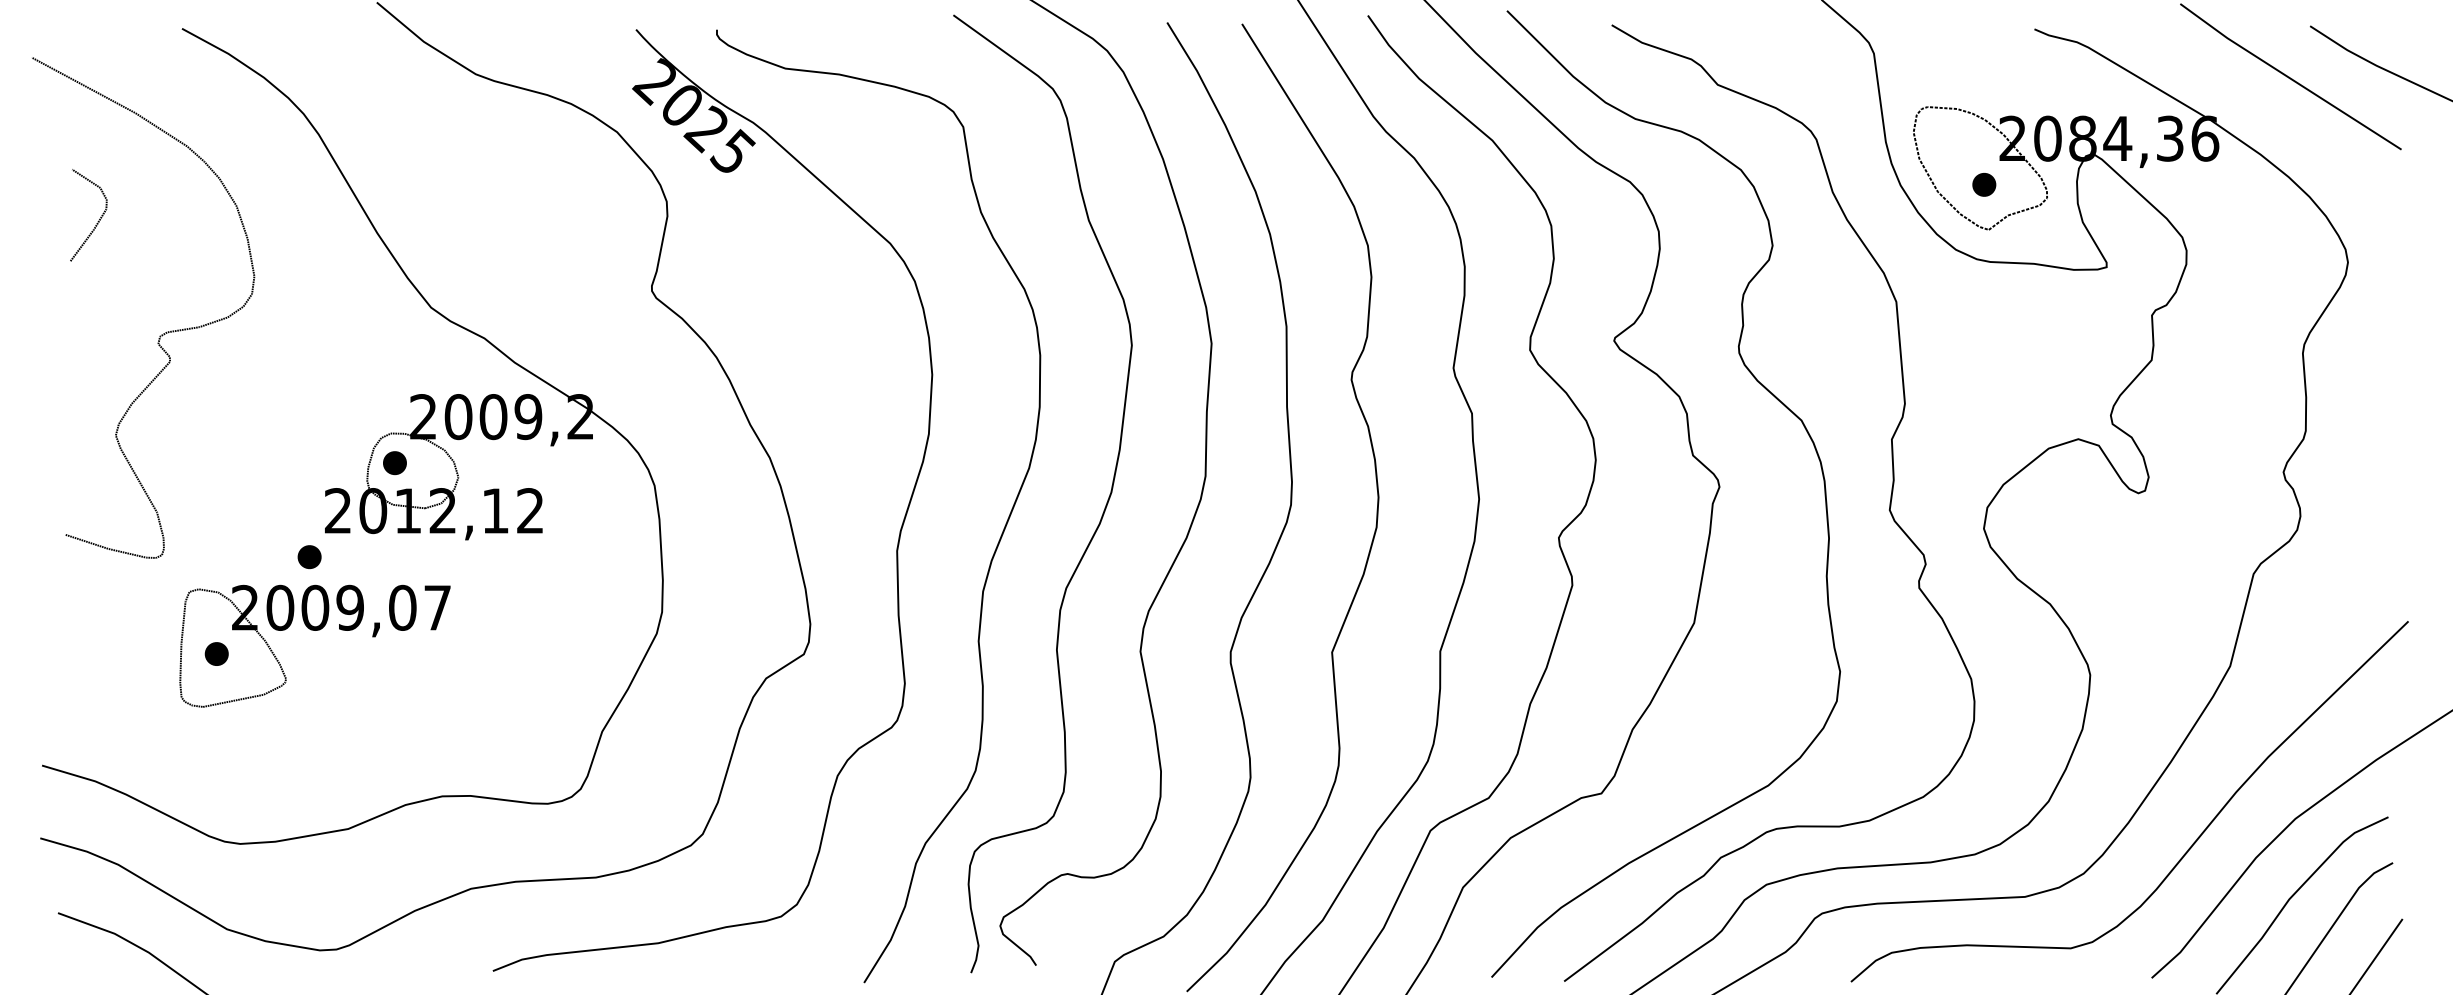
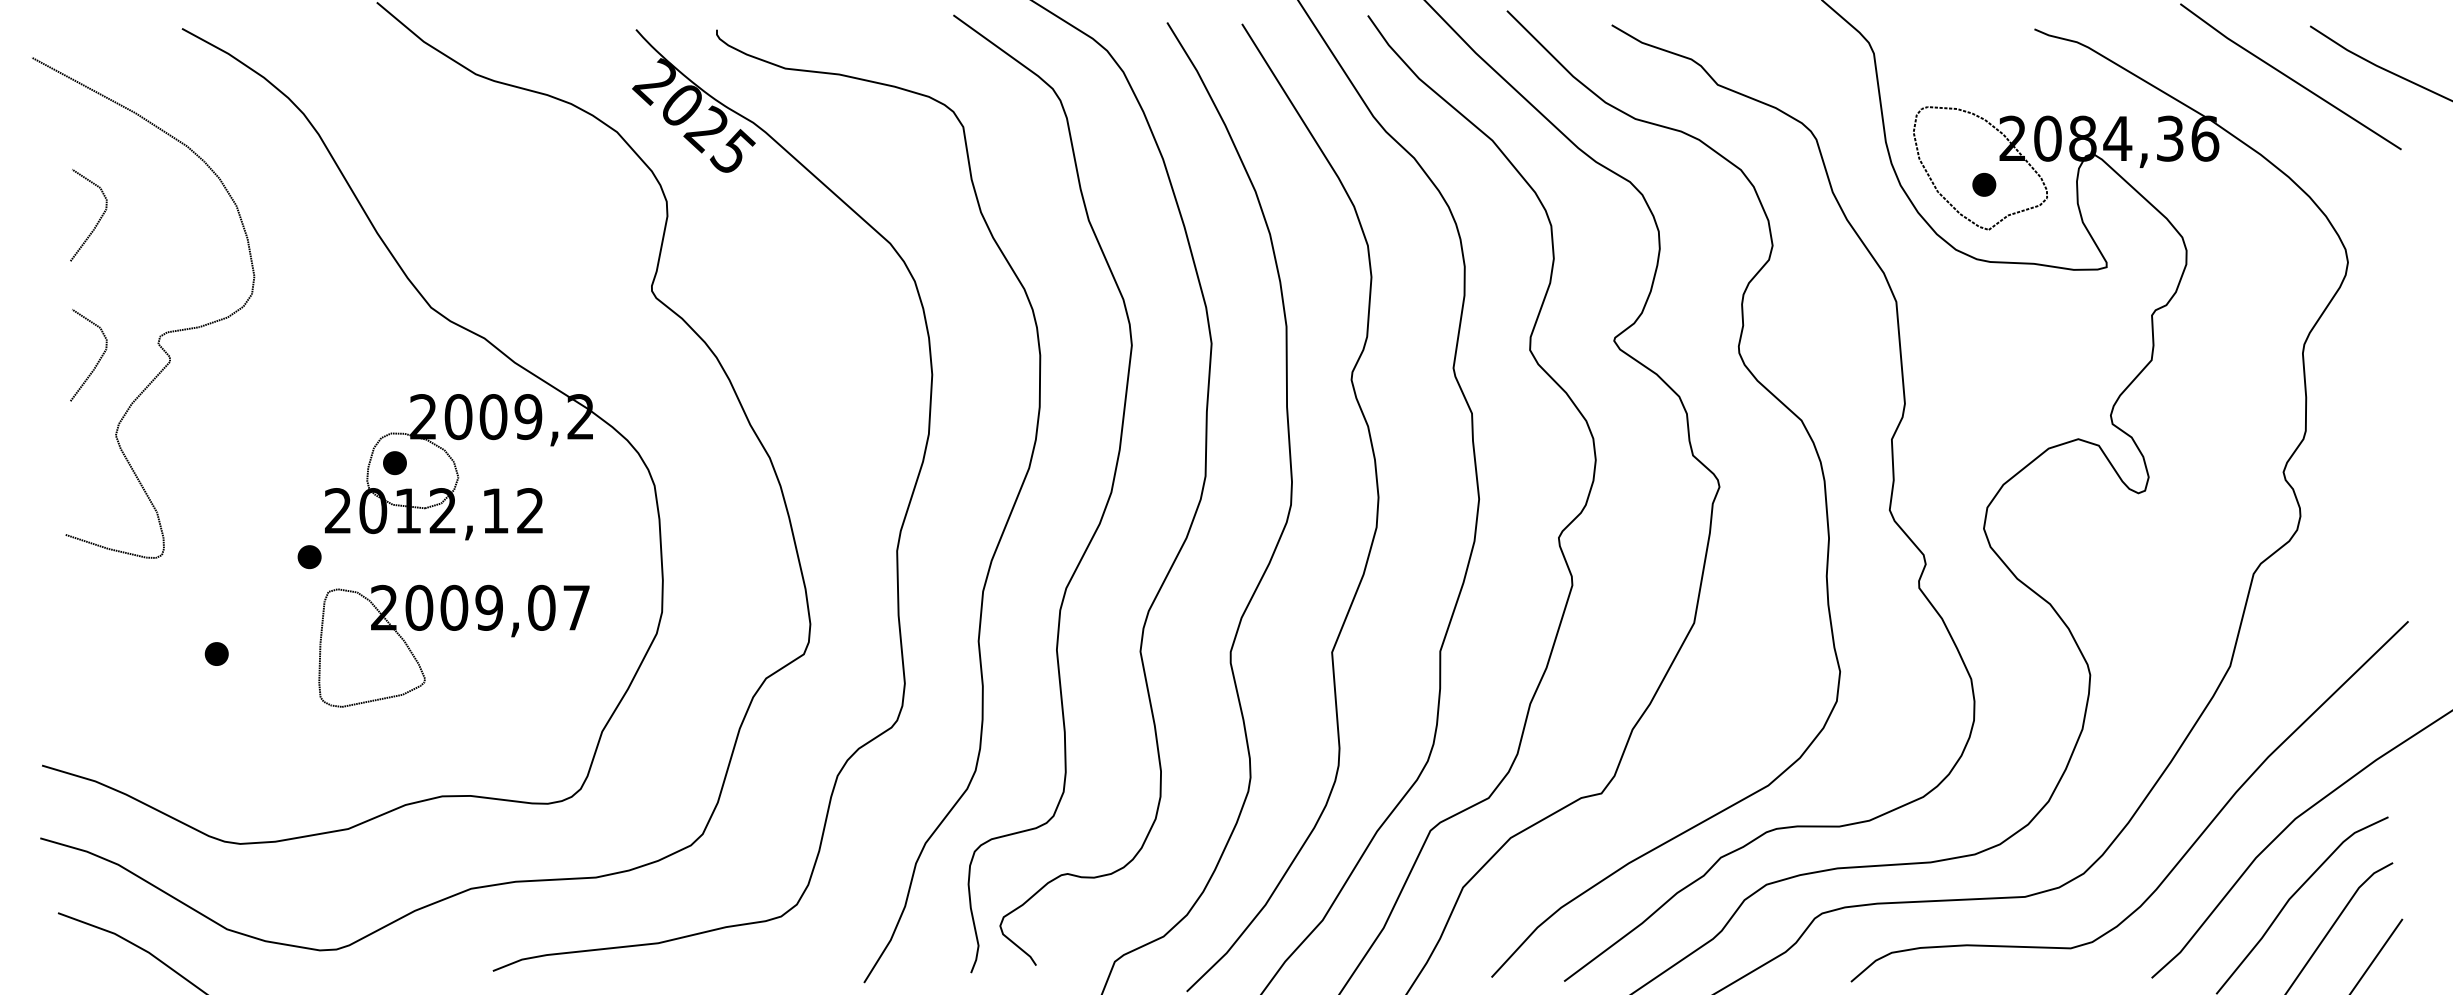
curve: none -> present (97, 361)
part position: (314, 630) -> (453, 630) (453, 630)
